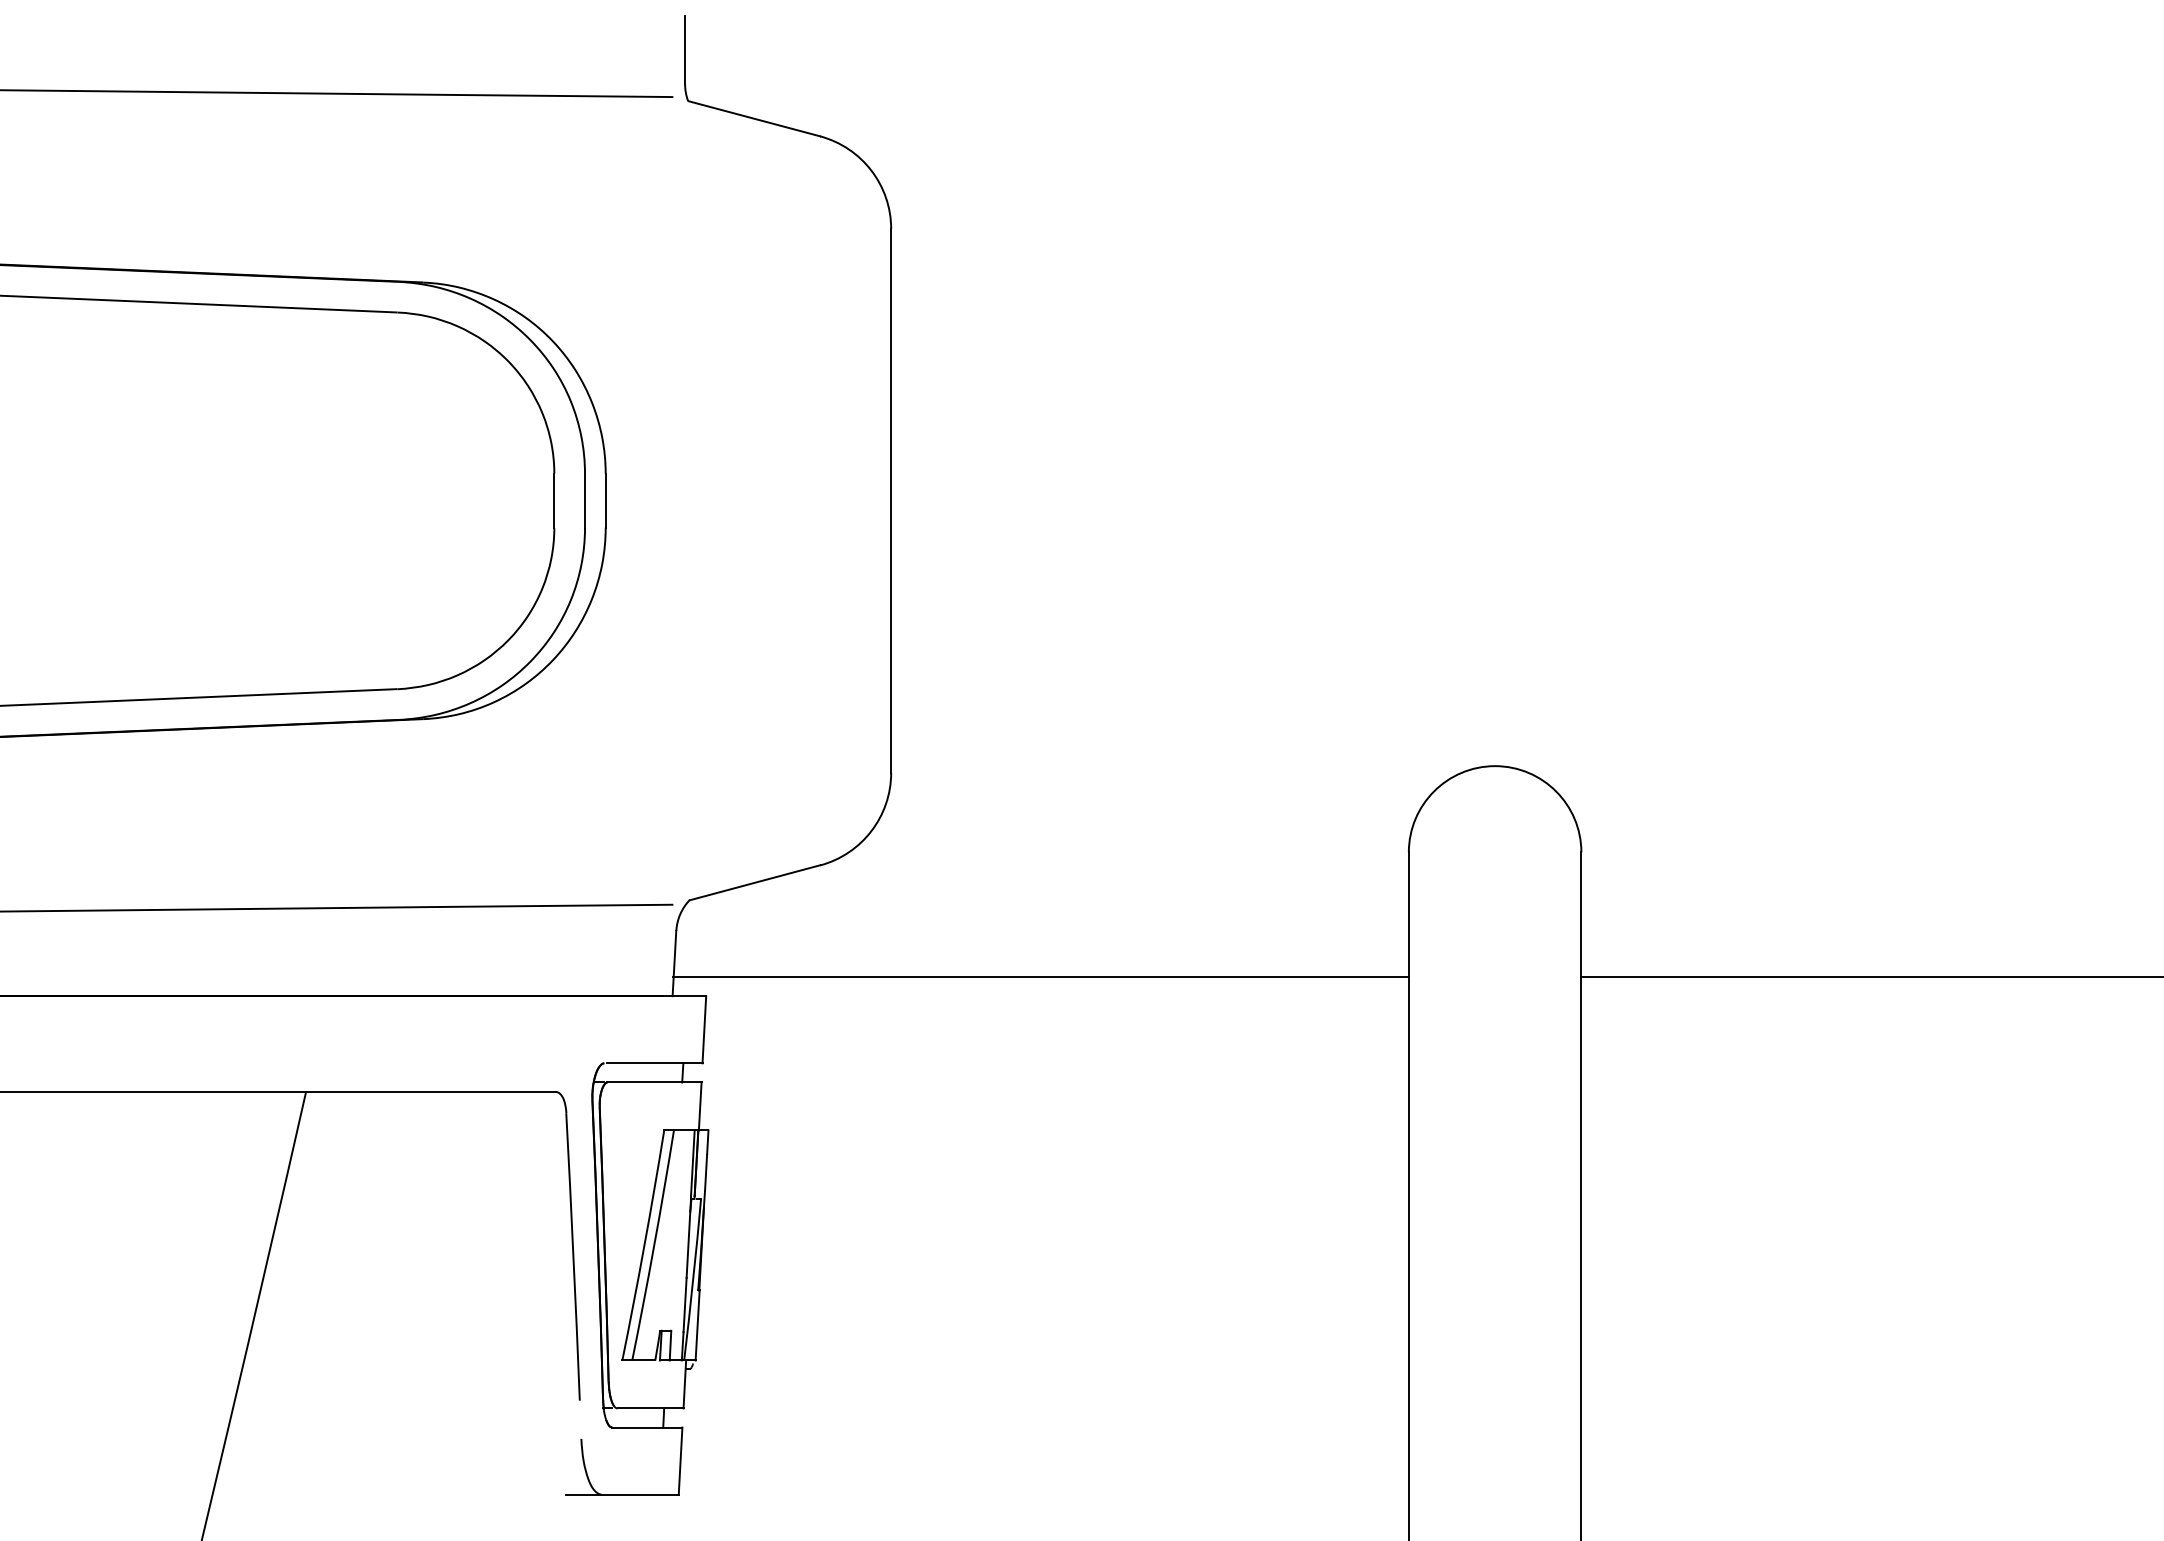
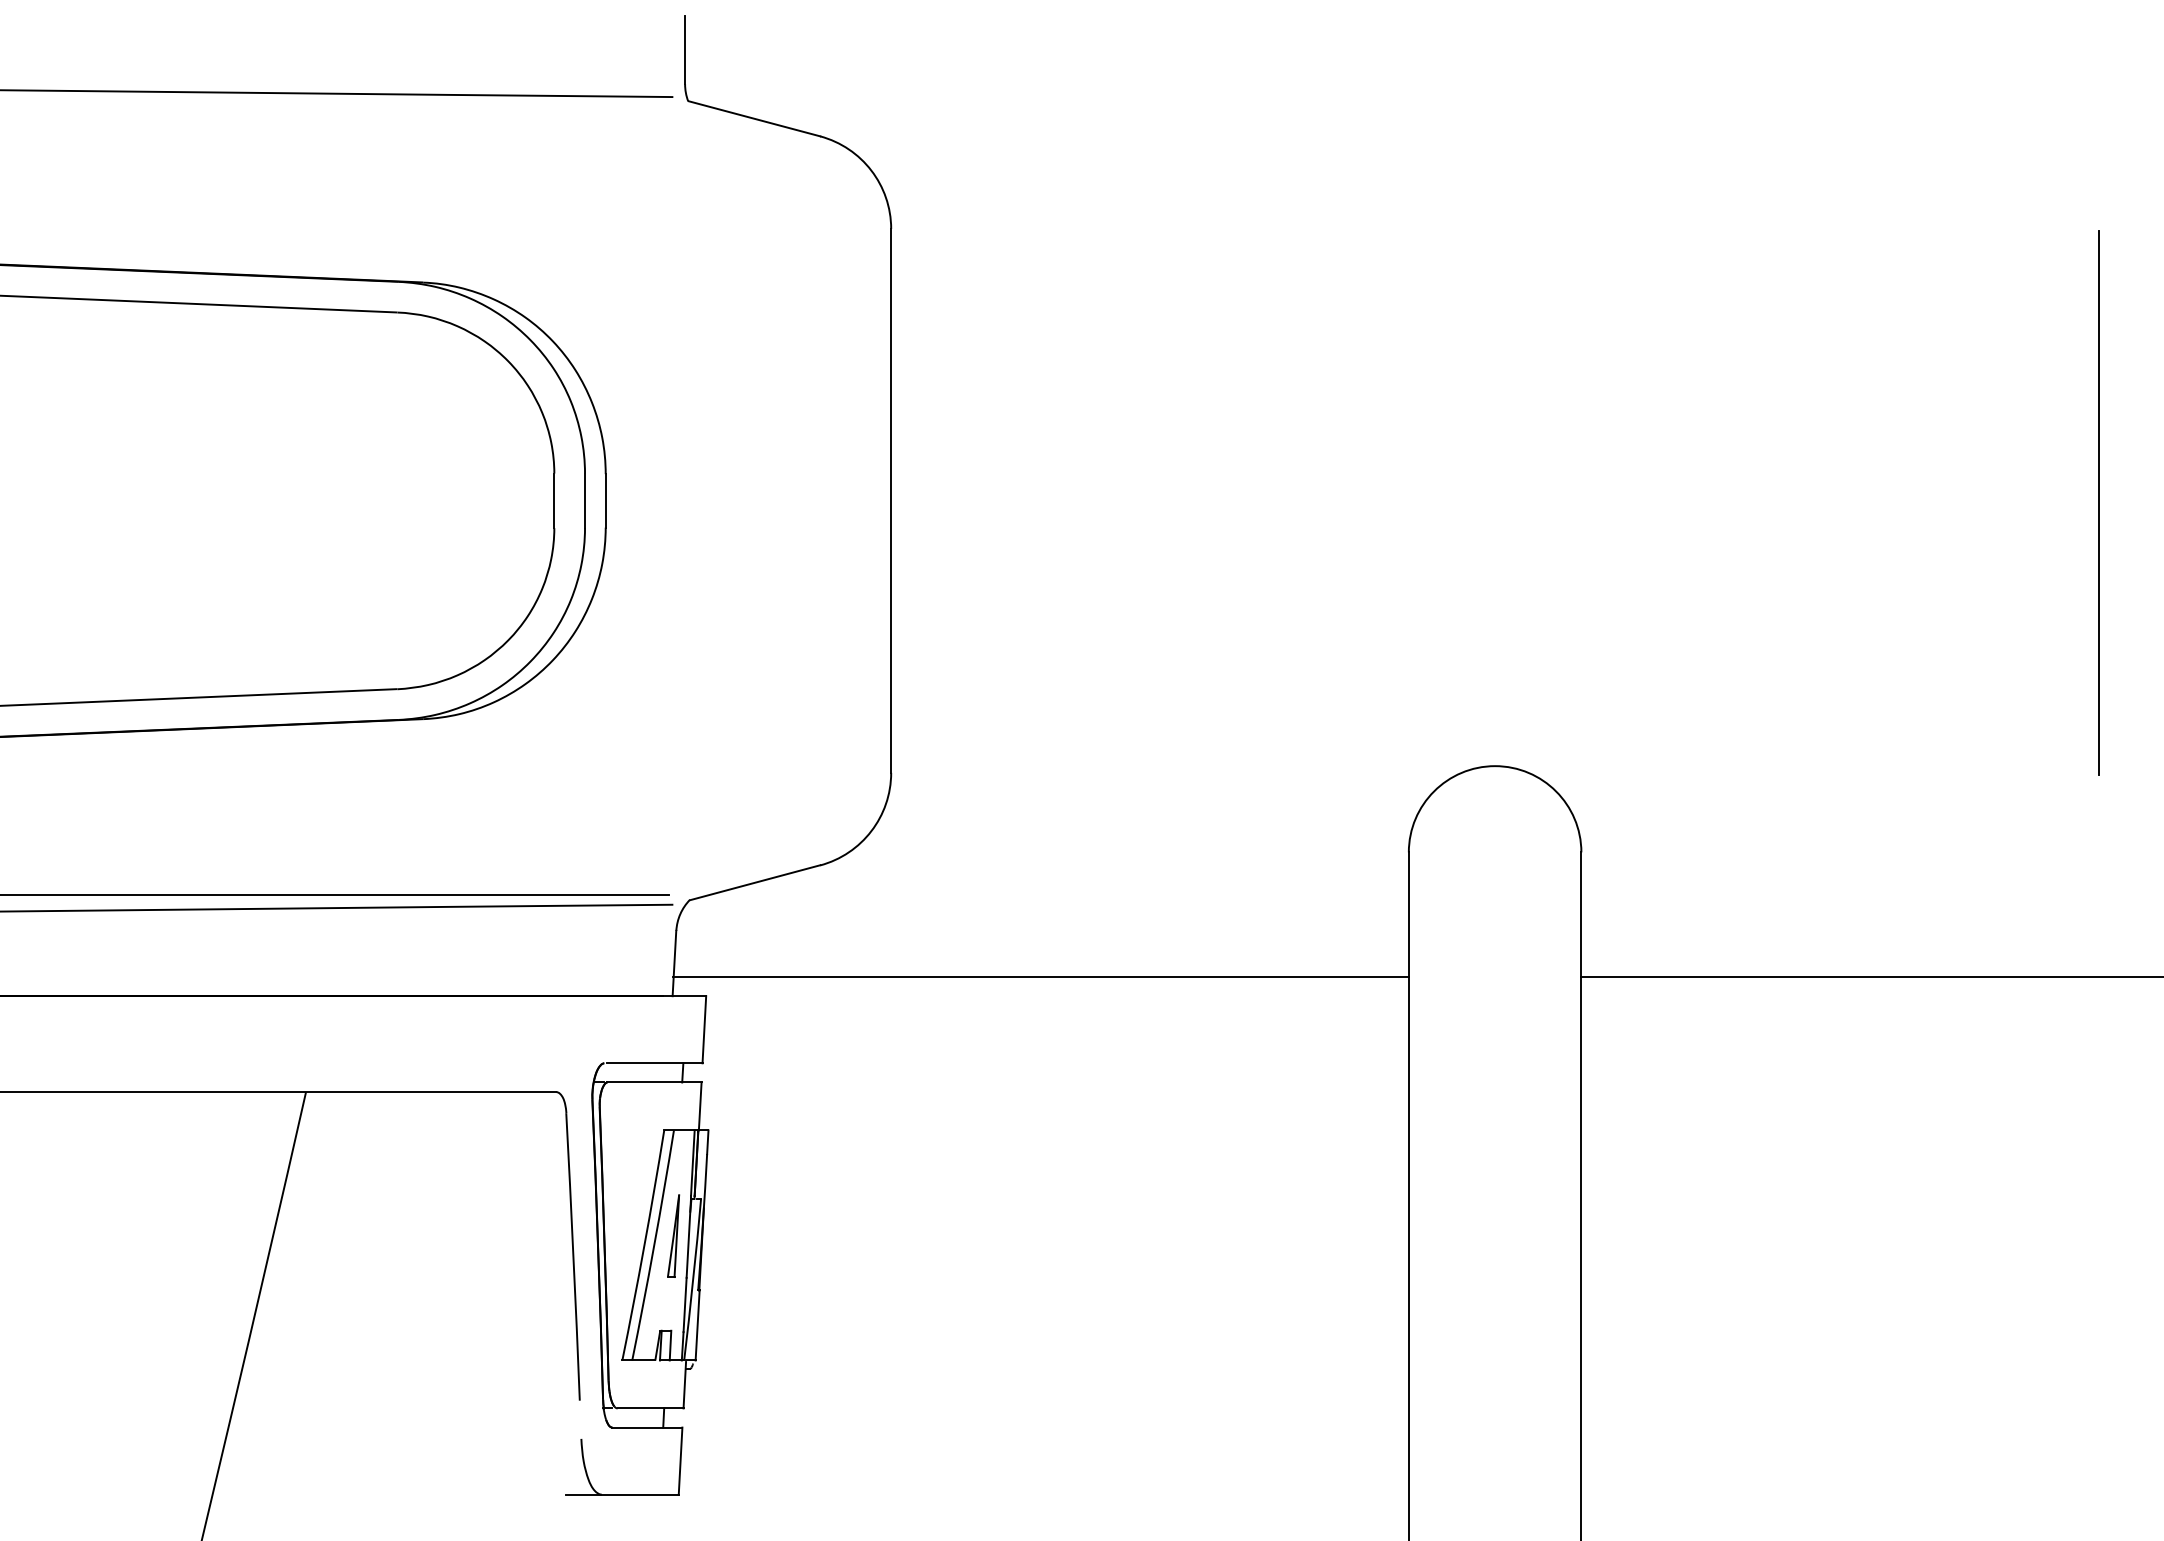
line: none -> present (2098, 502)
line: none -> present (335, 895)
part: none -> present (673, 1235)
